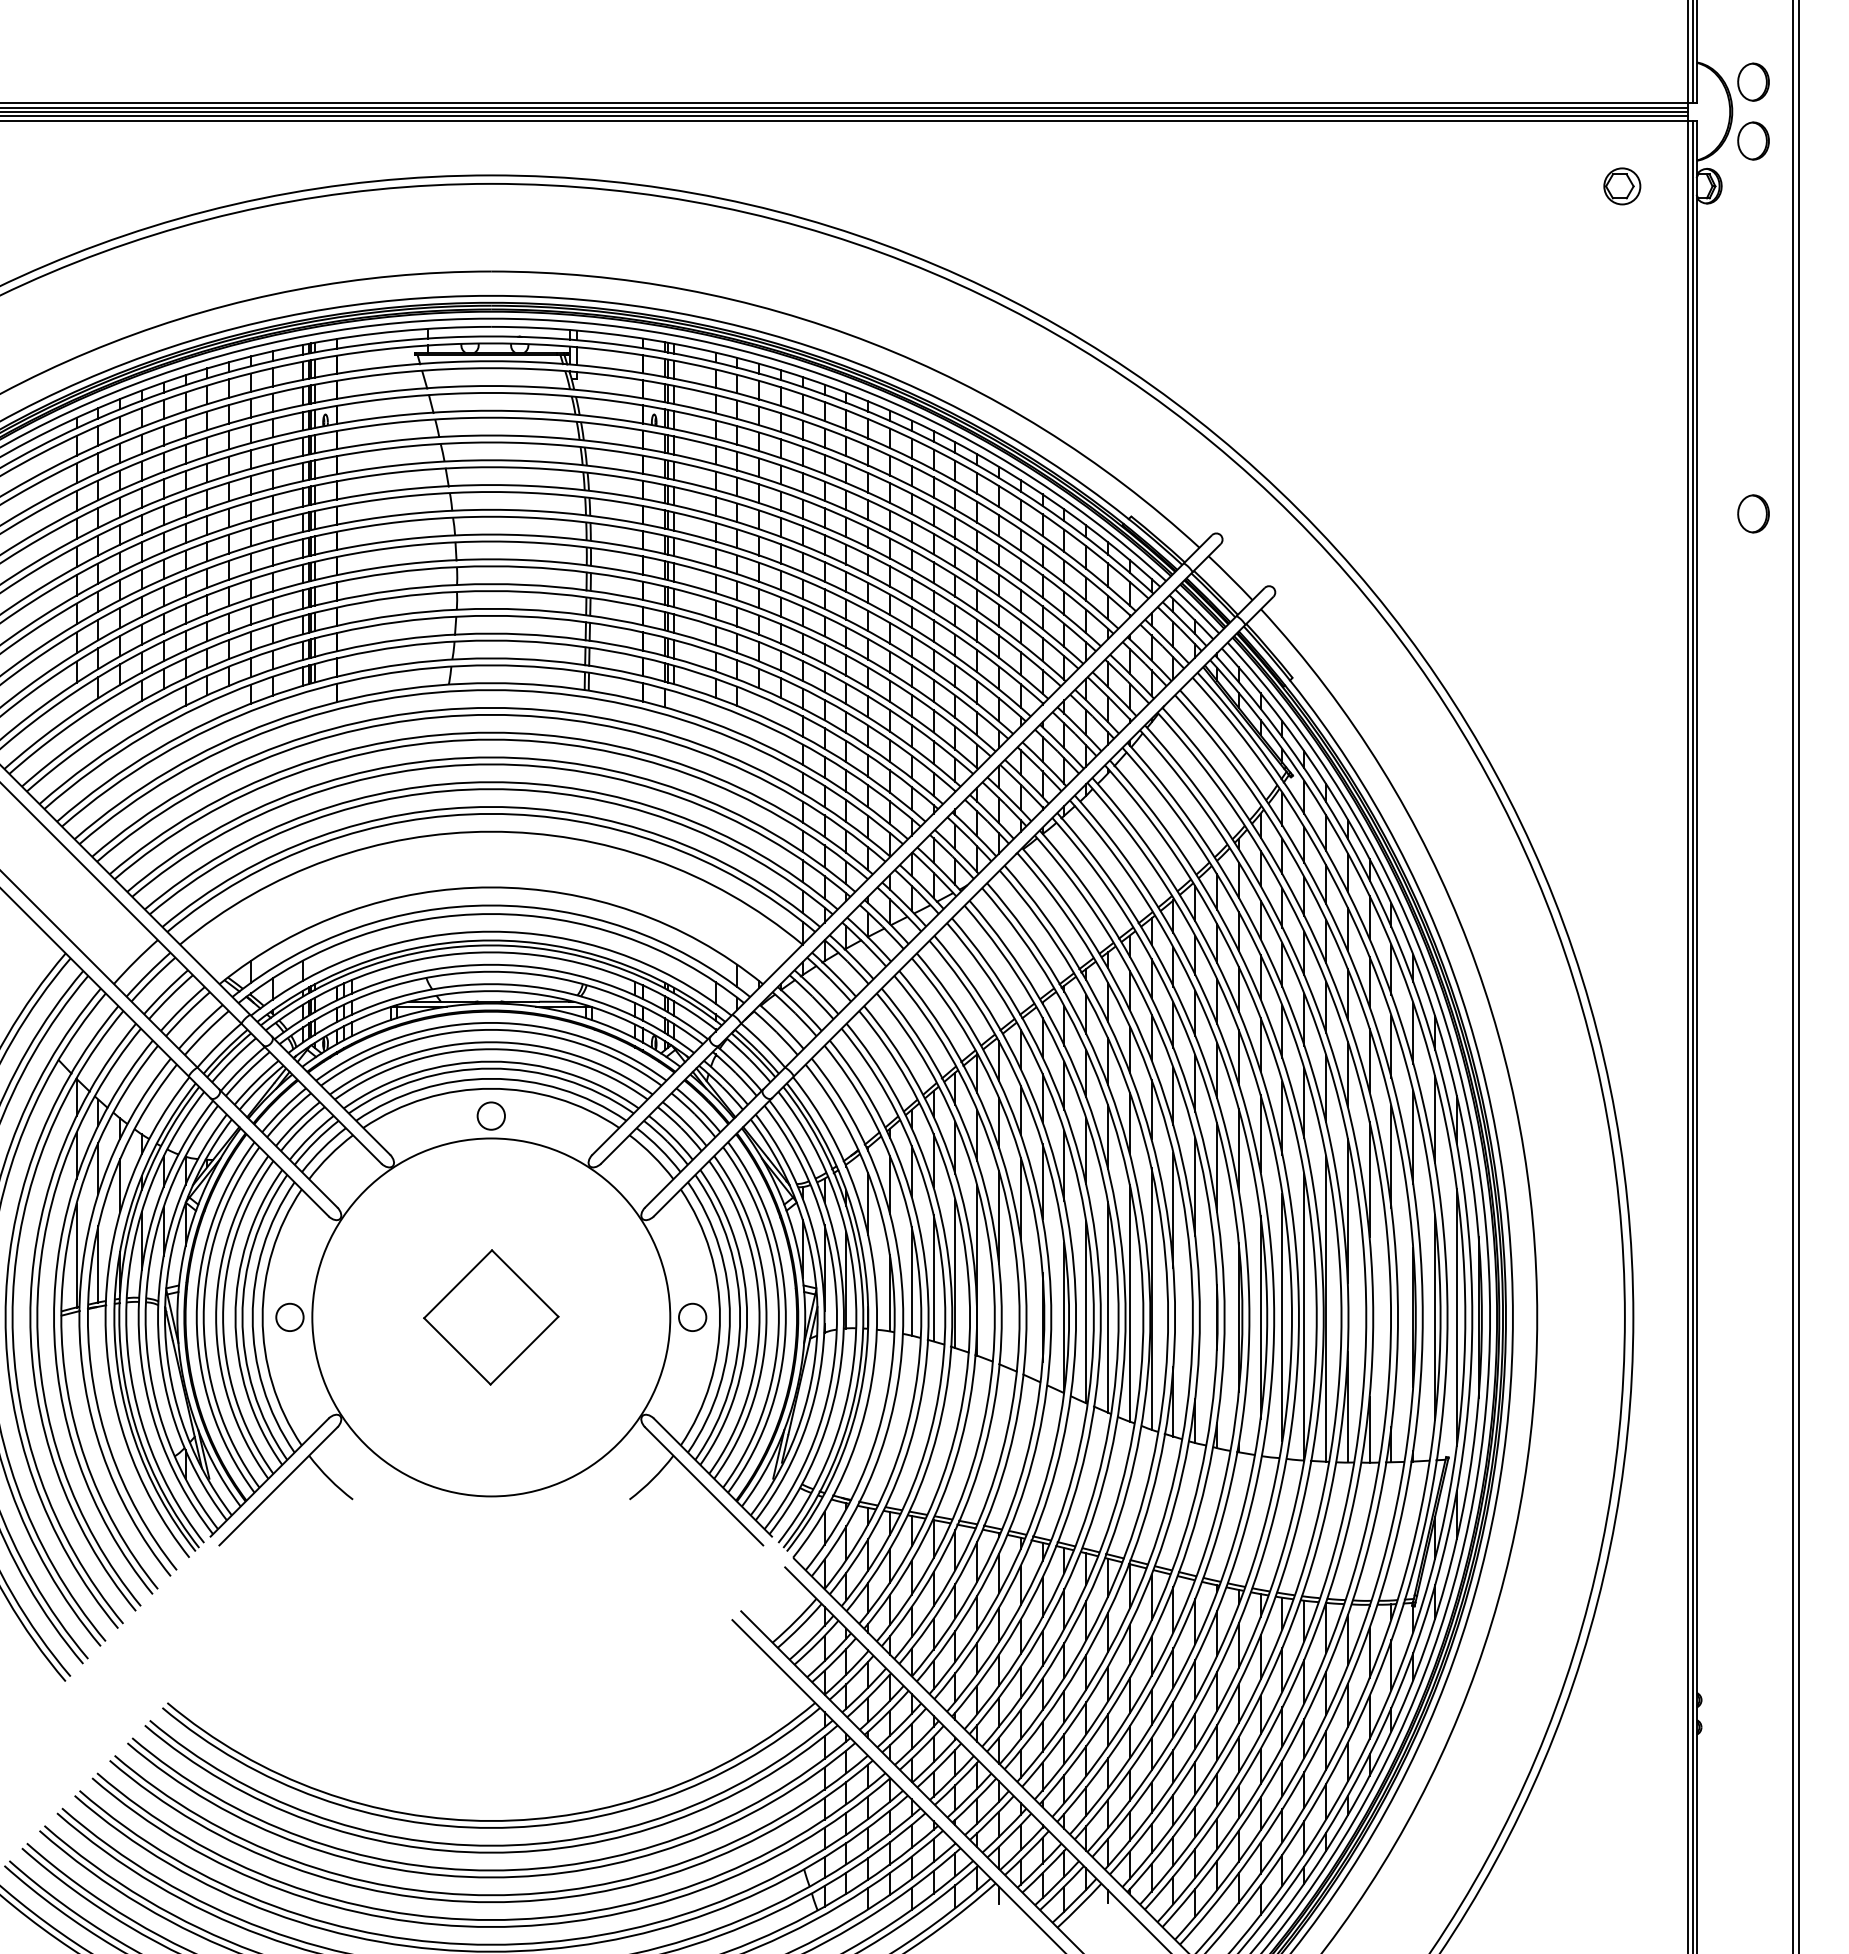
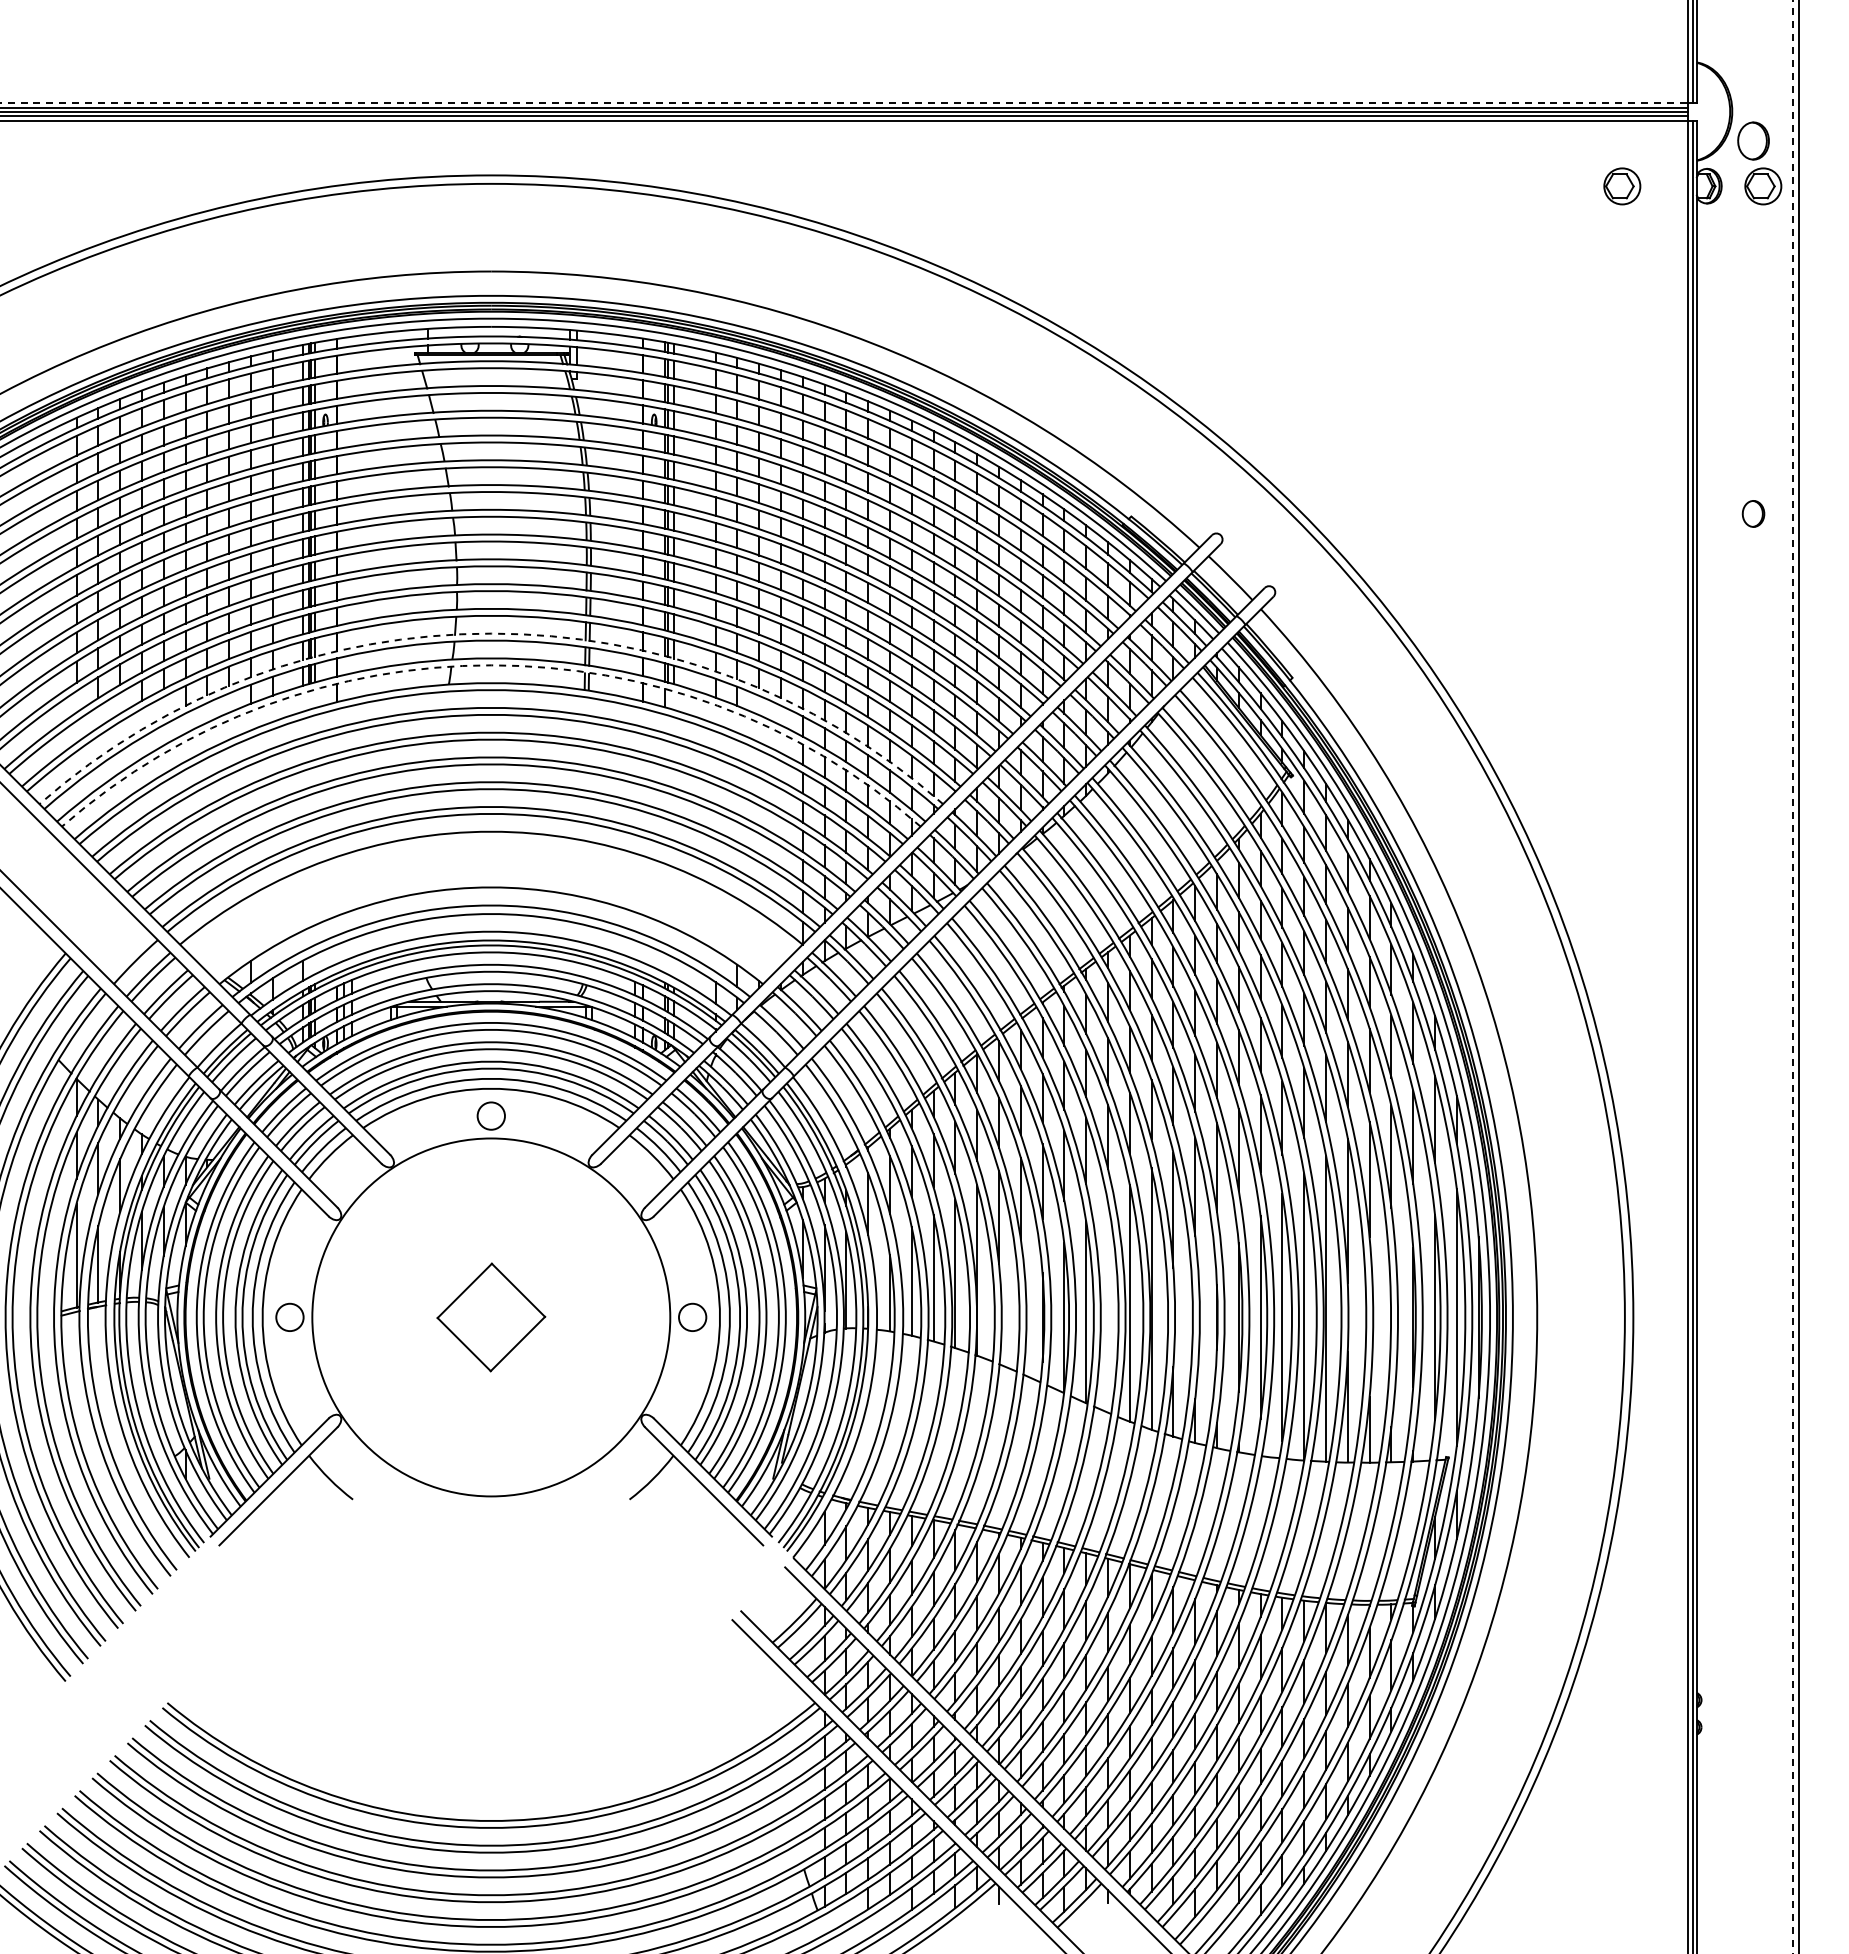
part: present -> none (1753, 81)
line: solid -> dashed (844, 103)
part: none -> present (1763, 186)
part size: 33x40 px -> 25x28 px (1753, 513)
arc: solid -> dashed (491, 633)
arc: solid -> dashed (491, 665)
line: solid -> dashed (1793, 977)
line: present -> none (1107, 1307)
part size: 137x137 px -> 111x111 px (491, 1317)
